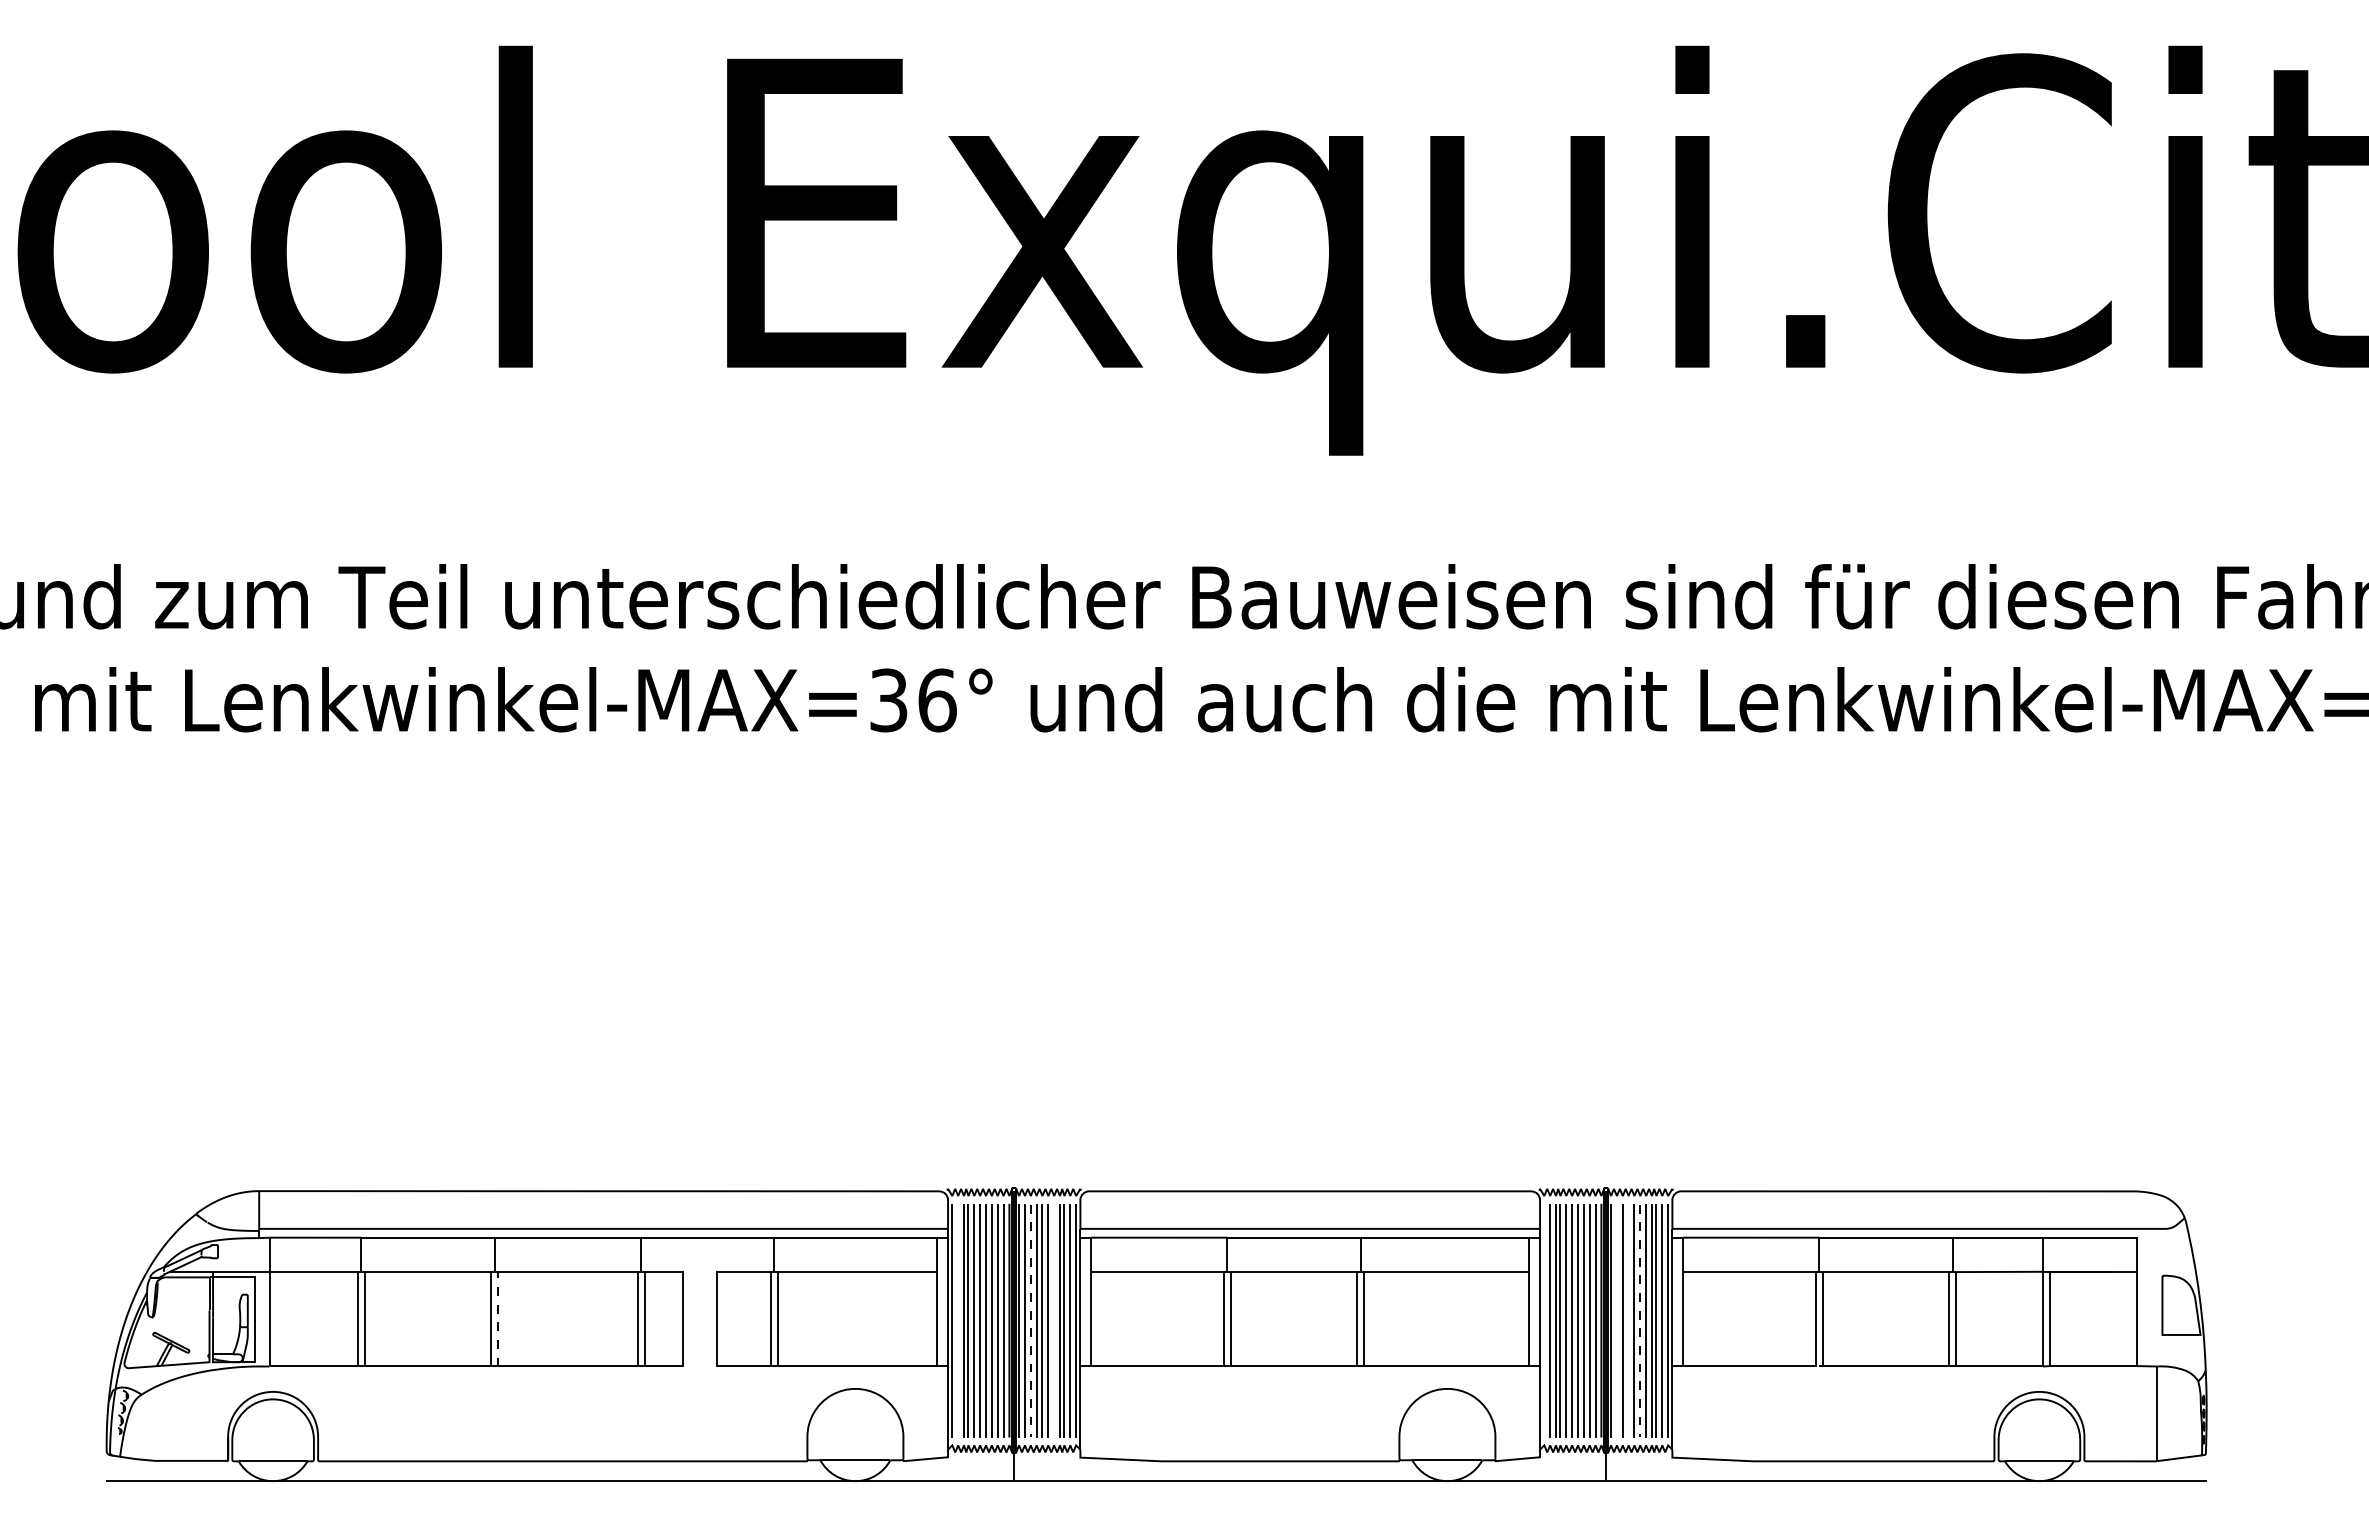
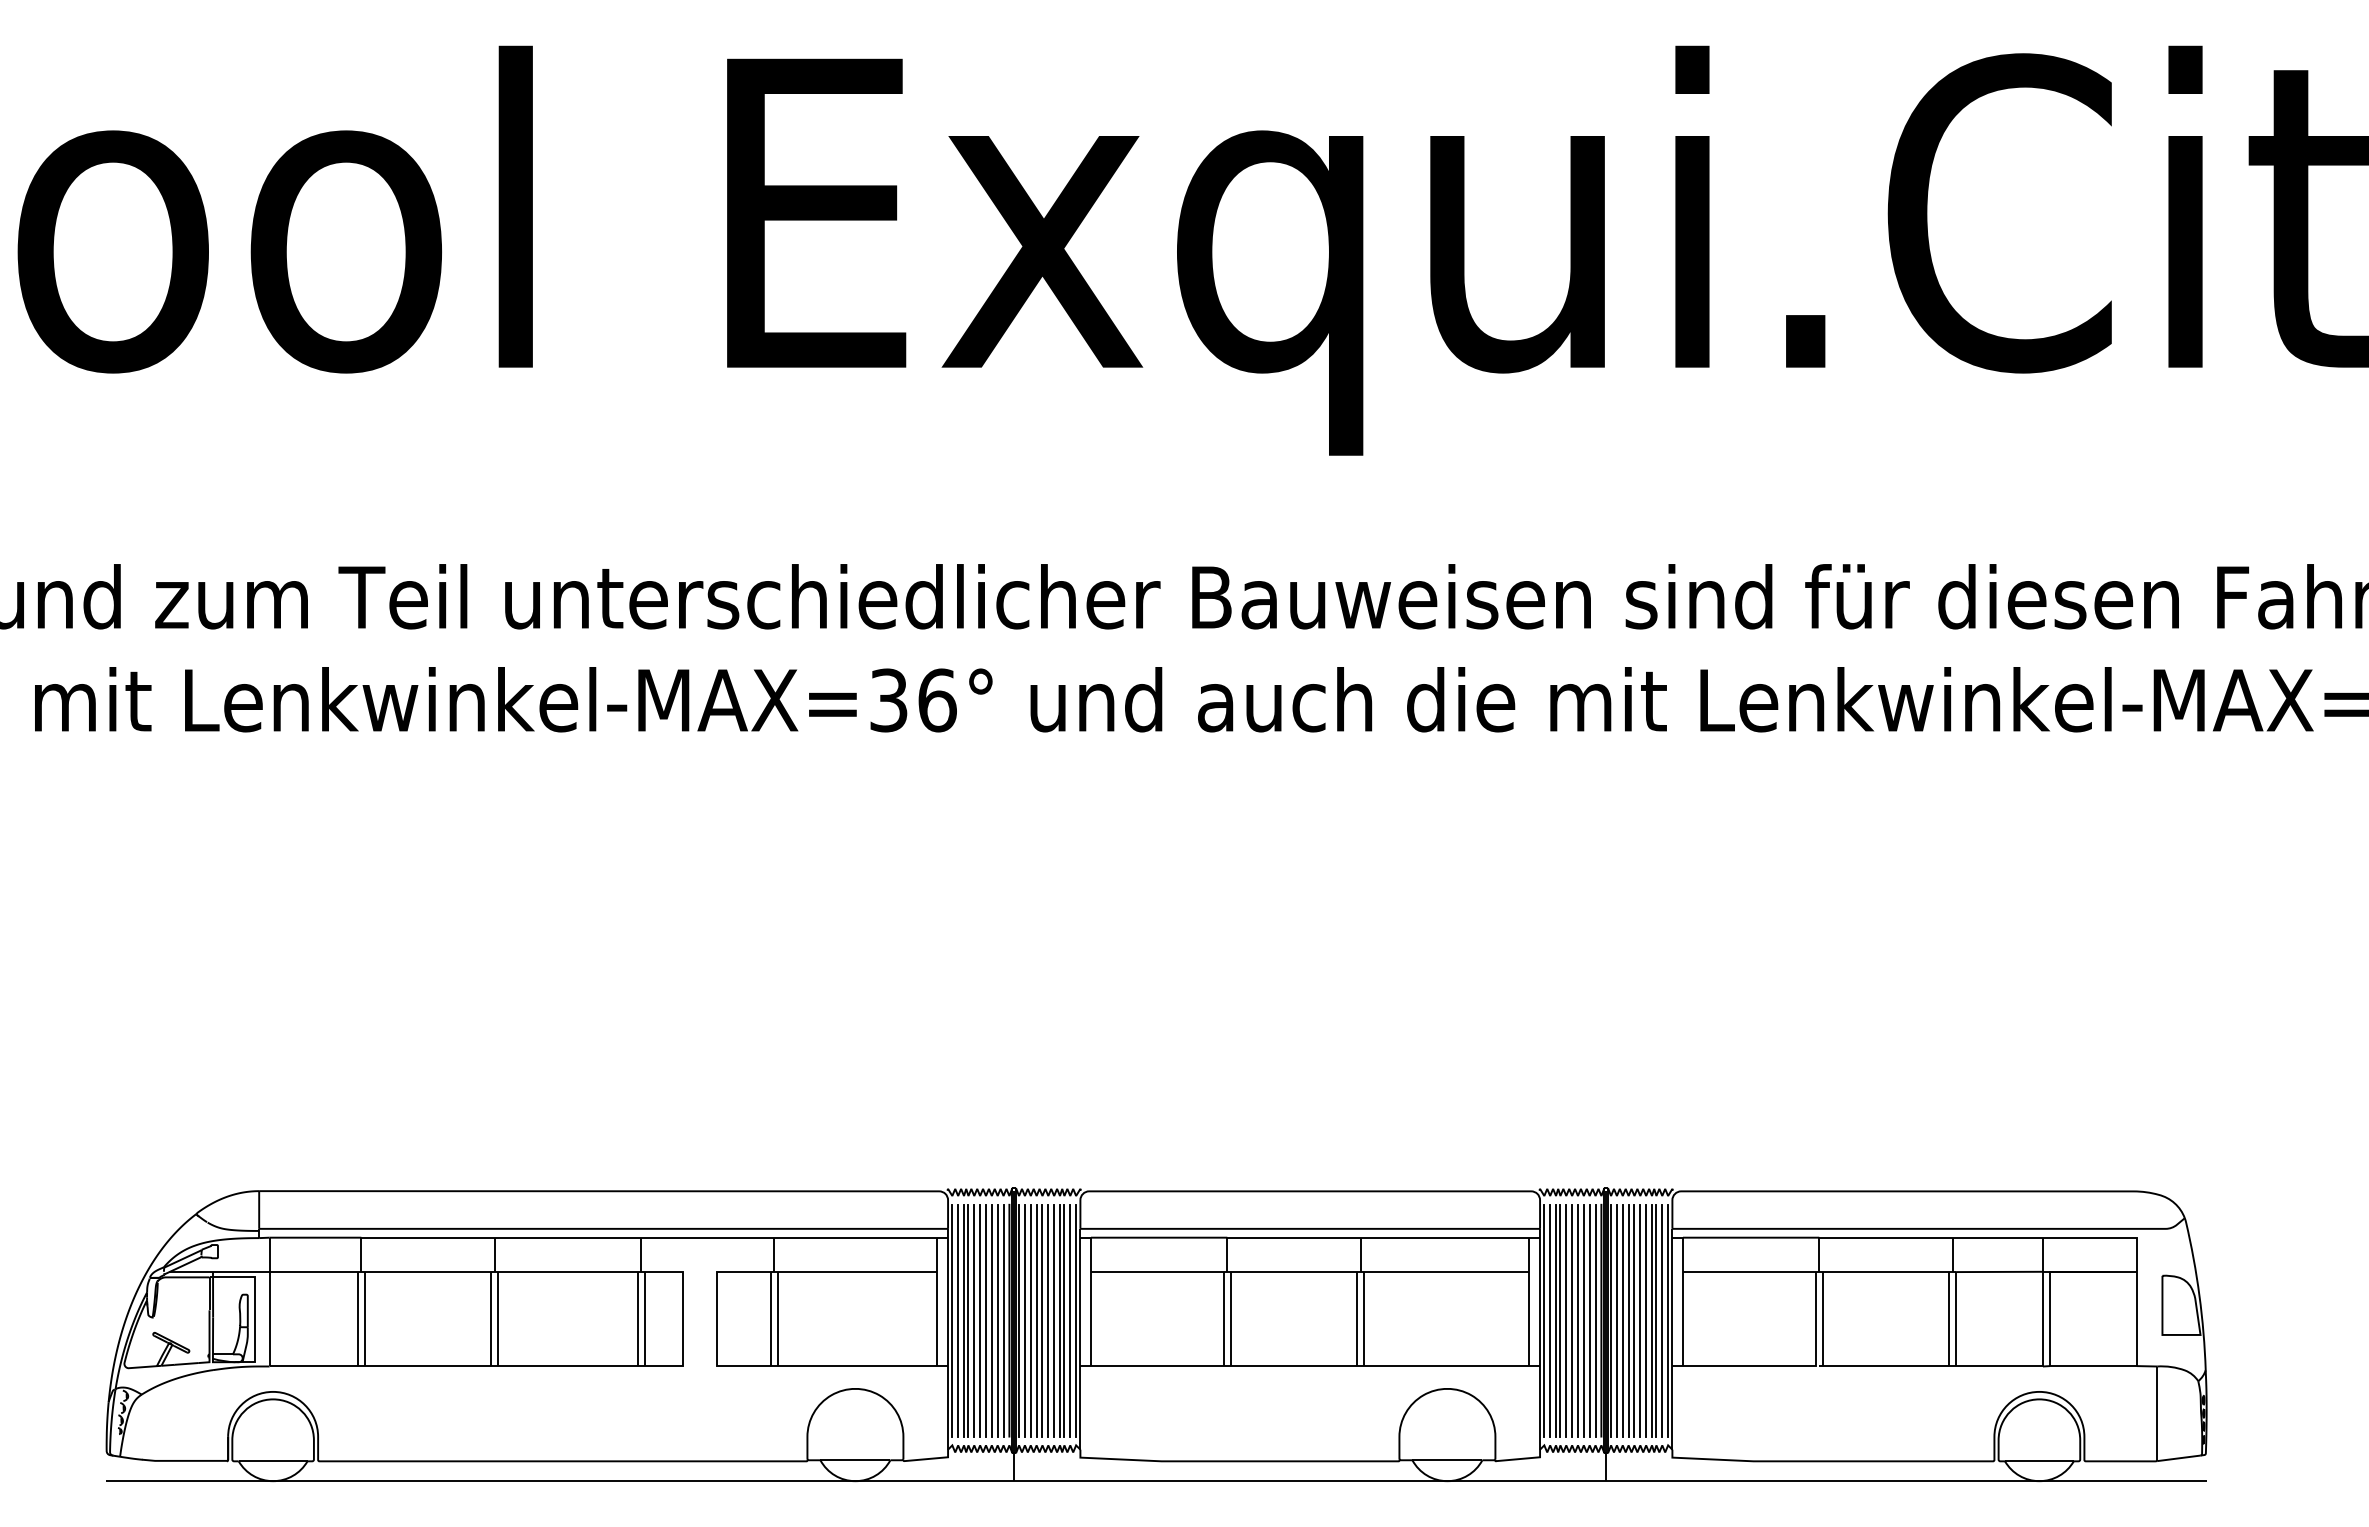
line: dashed -> solid (498, 1318)
line: none -> present (958, 1320)
line: dashed -> solid (1030, 1320)
line: none -> present (1054, 1320)
line: none -> present (1544, 1320)
line: none -> present (1616, 1320)
line: none -> present (1628, 1320)
line: dashed -> solid (1640, 1320)
